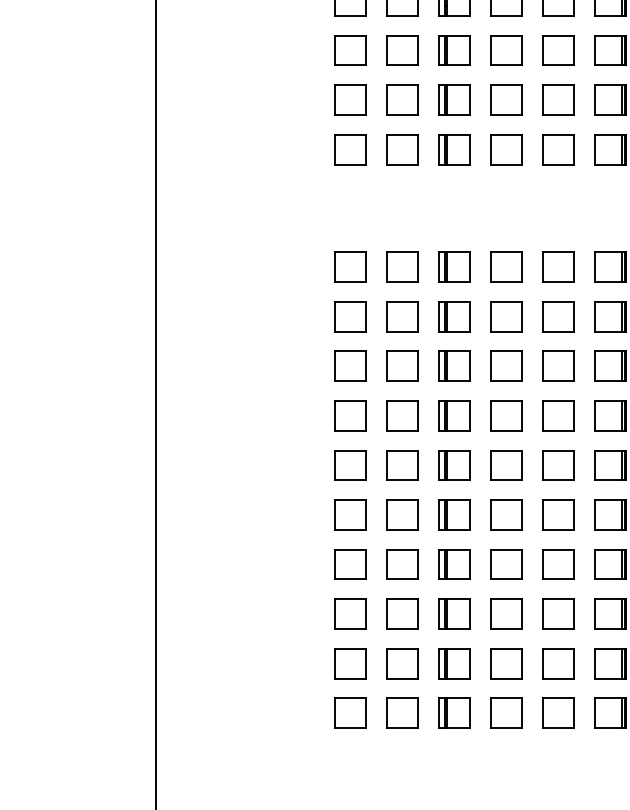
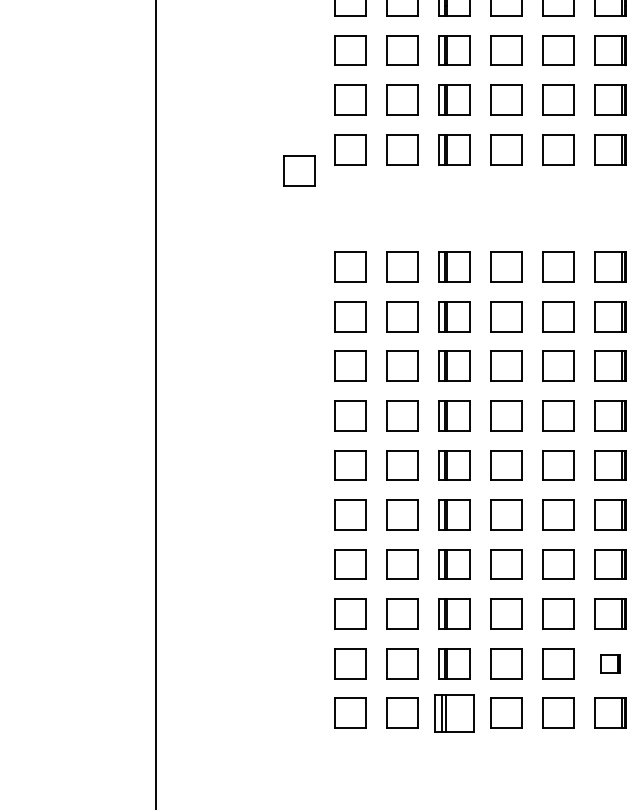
part: none -> present (299, 170)
part size: 33x32 px -> 21x20 px (610, 663)
part size: 33x32 px -> 41x39 px (454, 713)
